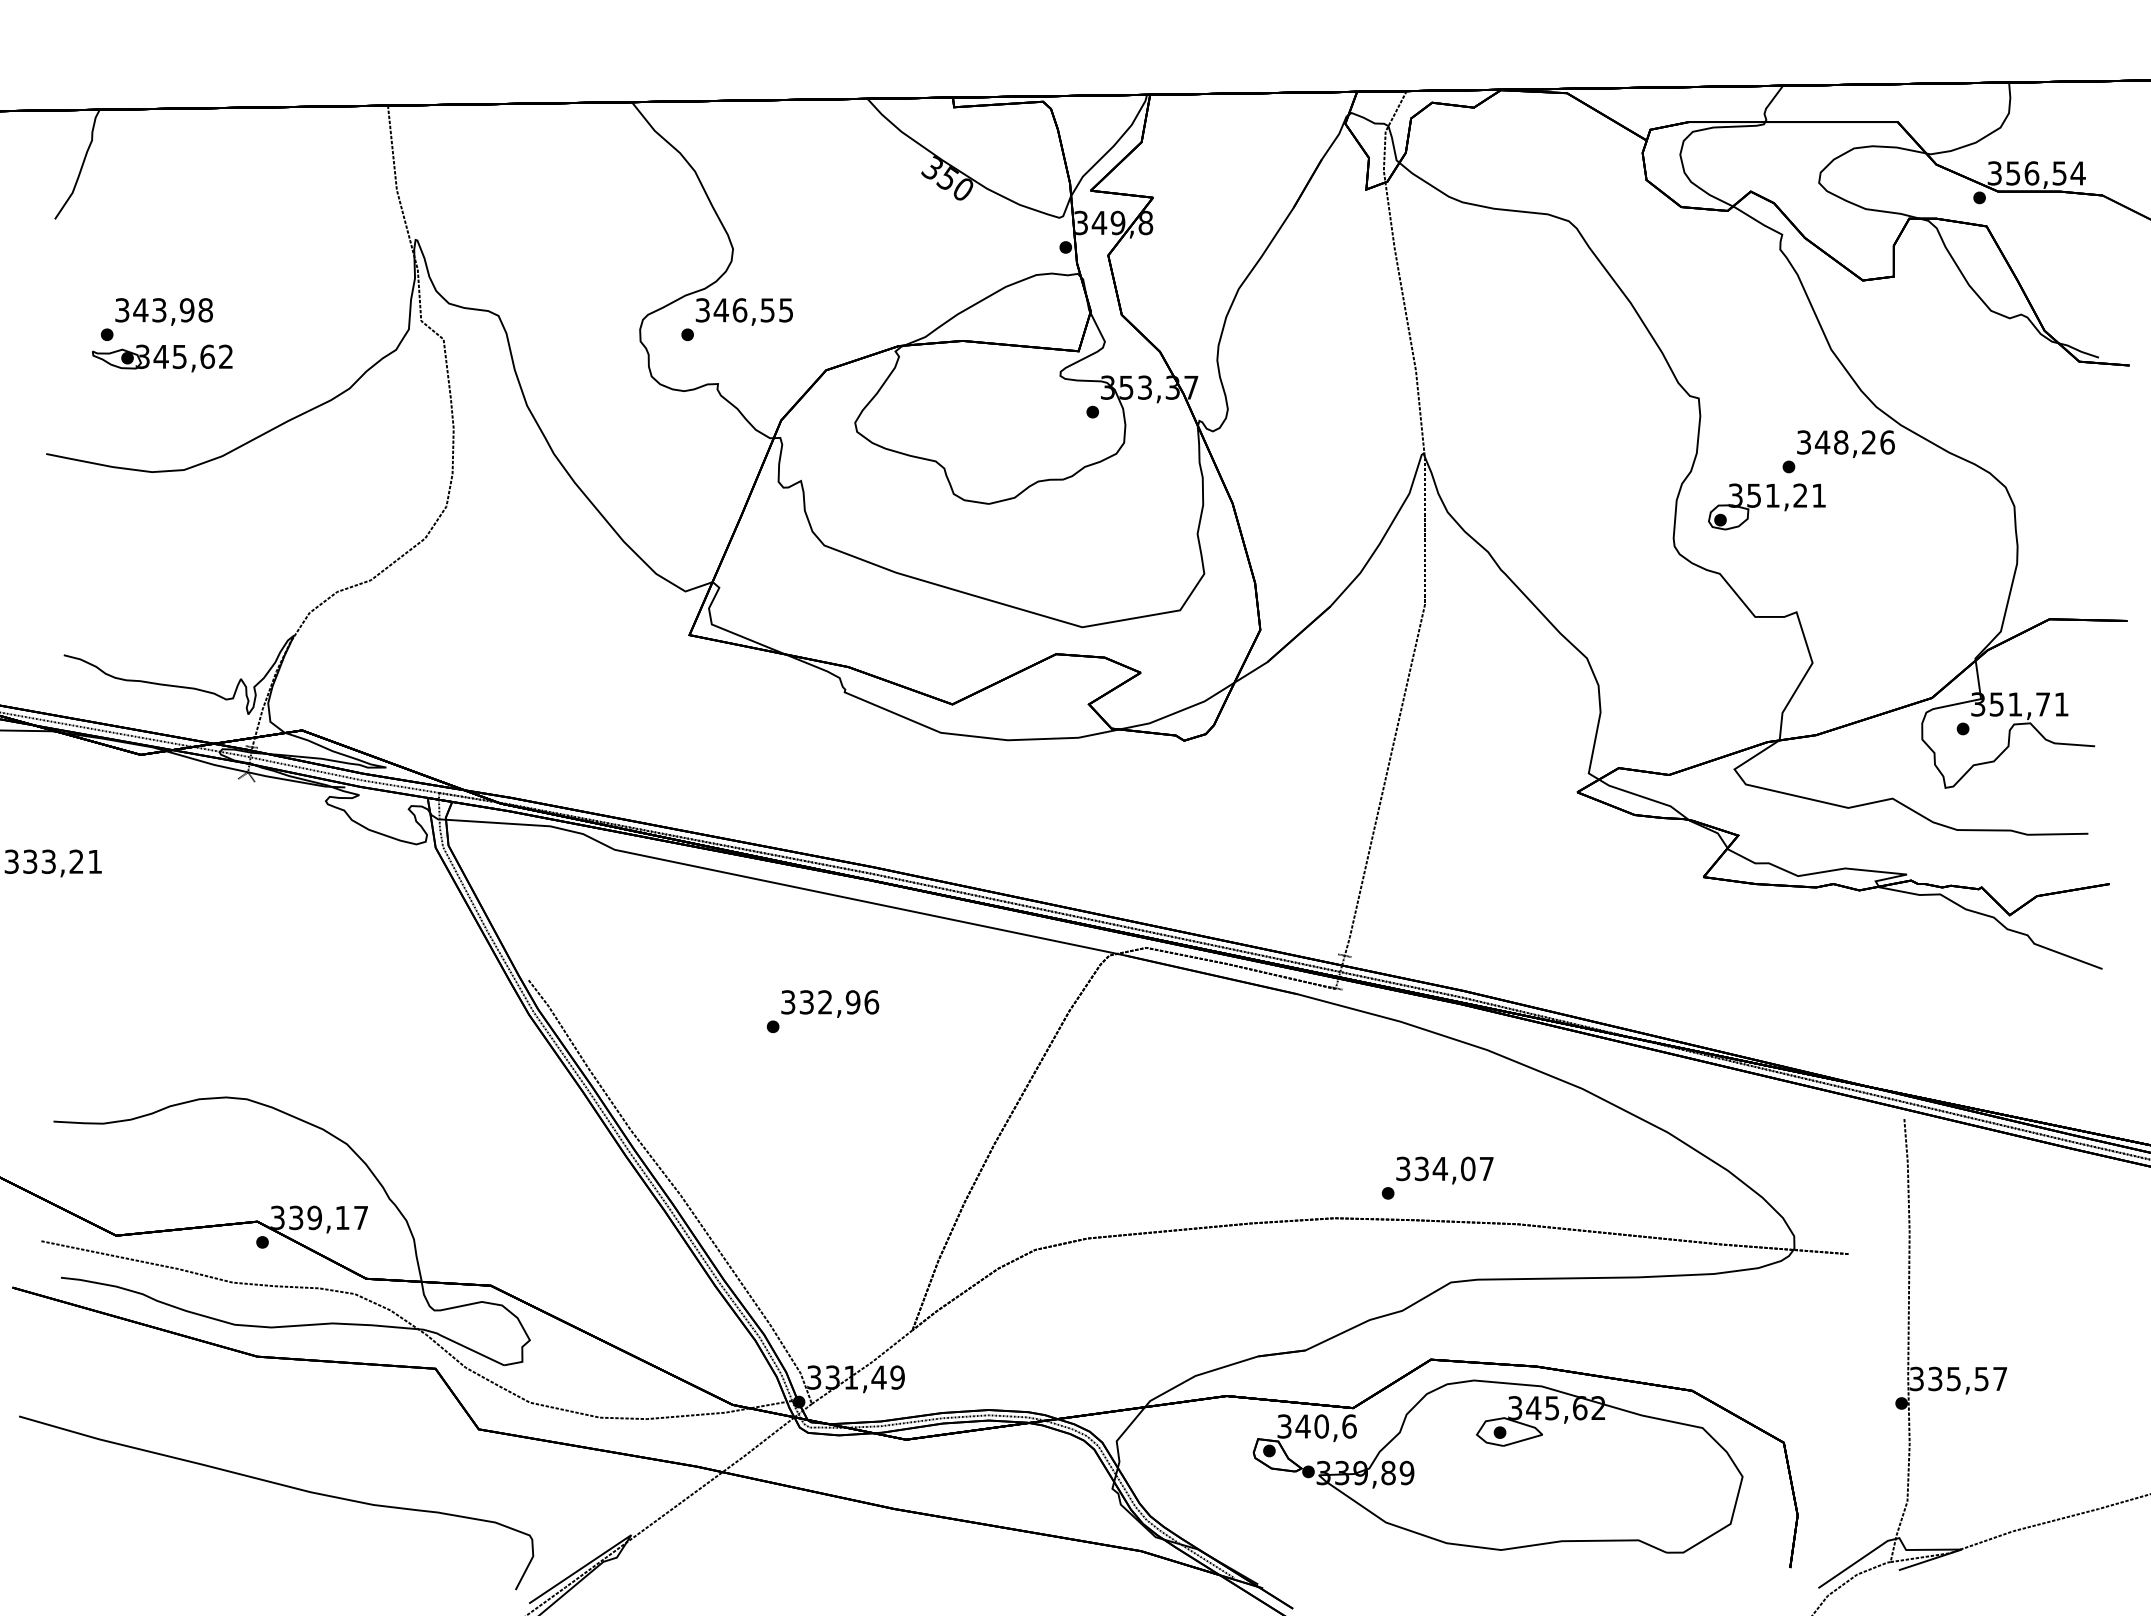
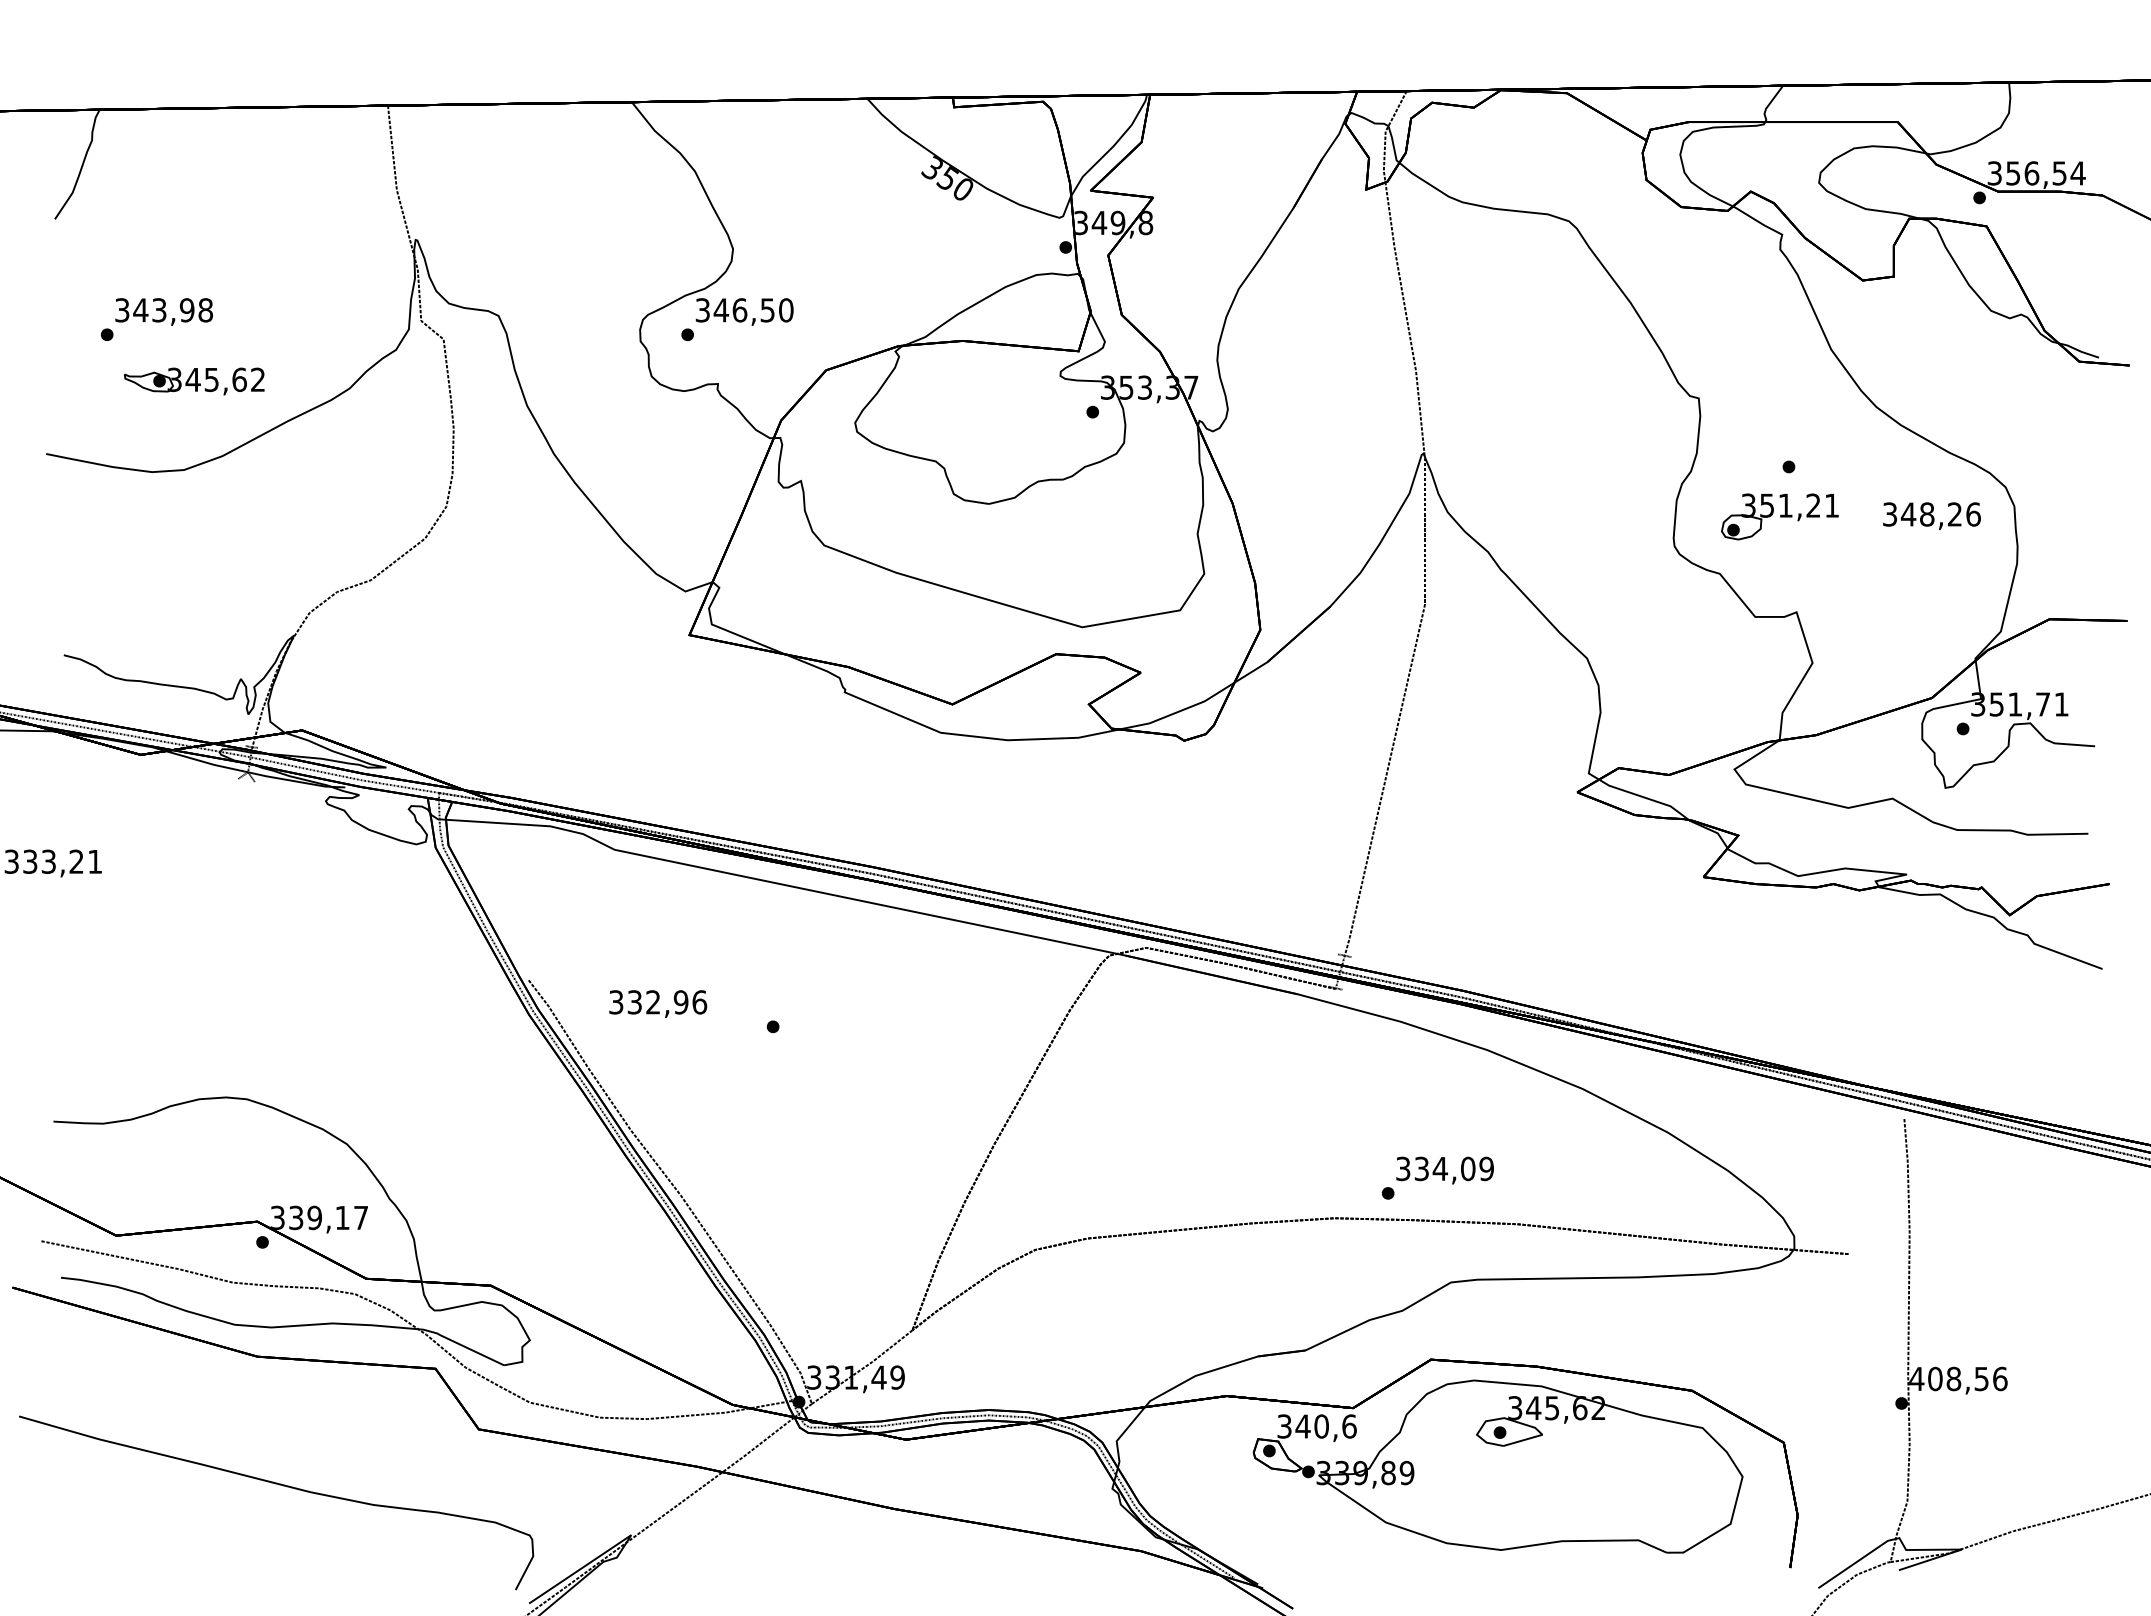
text: 346,55 -> 346,50 (786, 310)
part position: (162, 358) -> (194, 381) (194, 381)
text position: (1845, 443) -> (1931, 515) (1931, 515)
part position: (1766, 506) -> (1779, 516) (1779, 516)
text position: (830, 1003) -> (658, 1003) (658, 1003)
text: 334,07 -> 334,09 (1486, 1168)
text: 335,57 -> 408,56 (1958, 1378)
